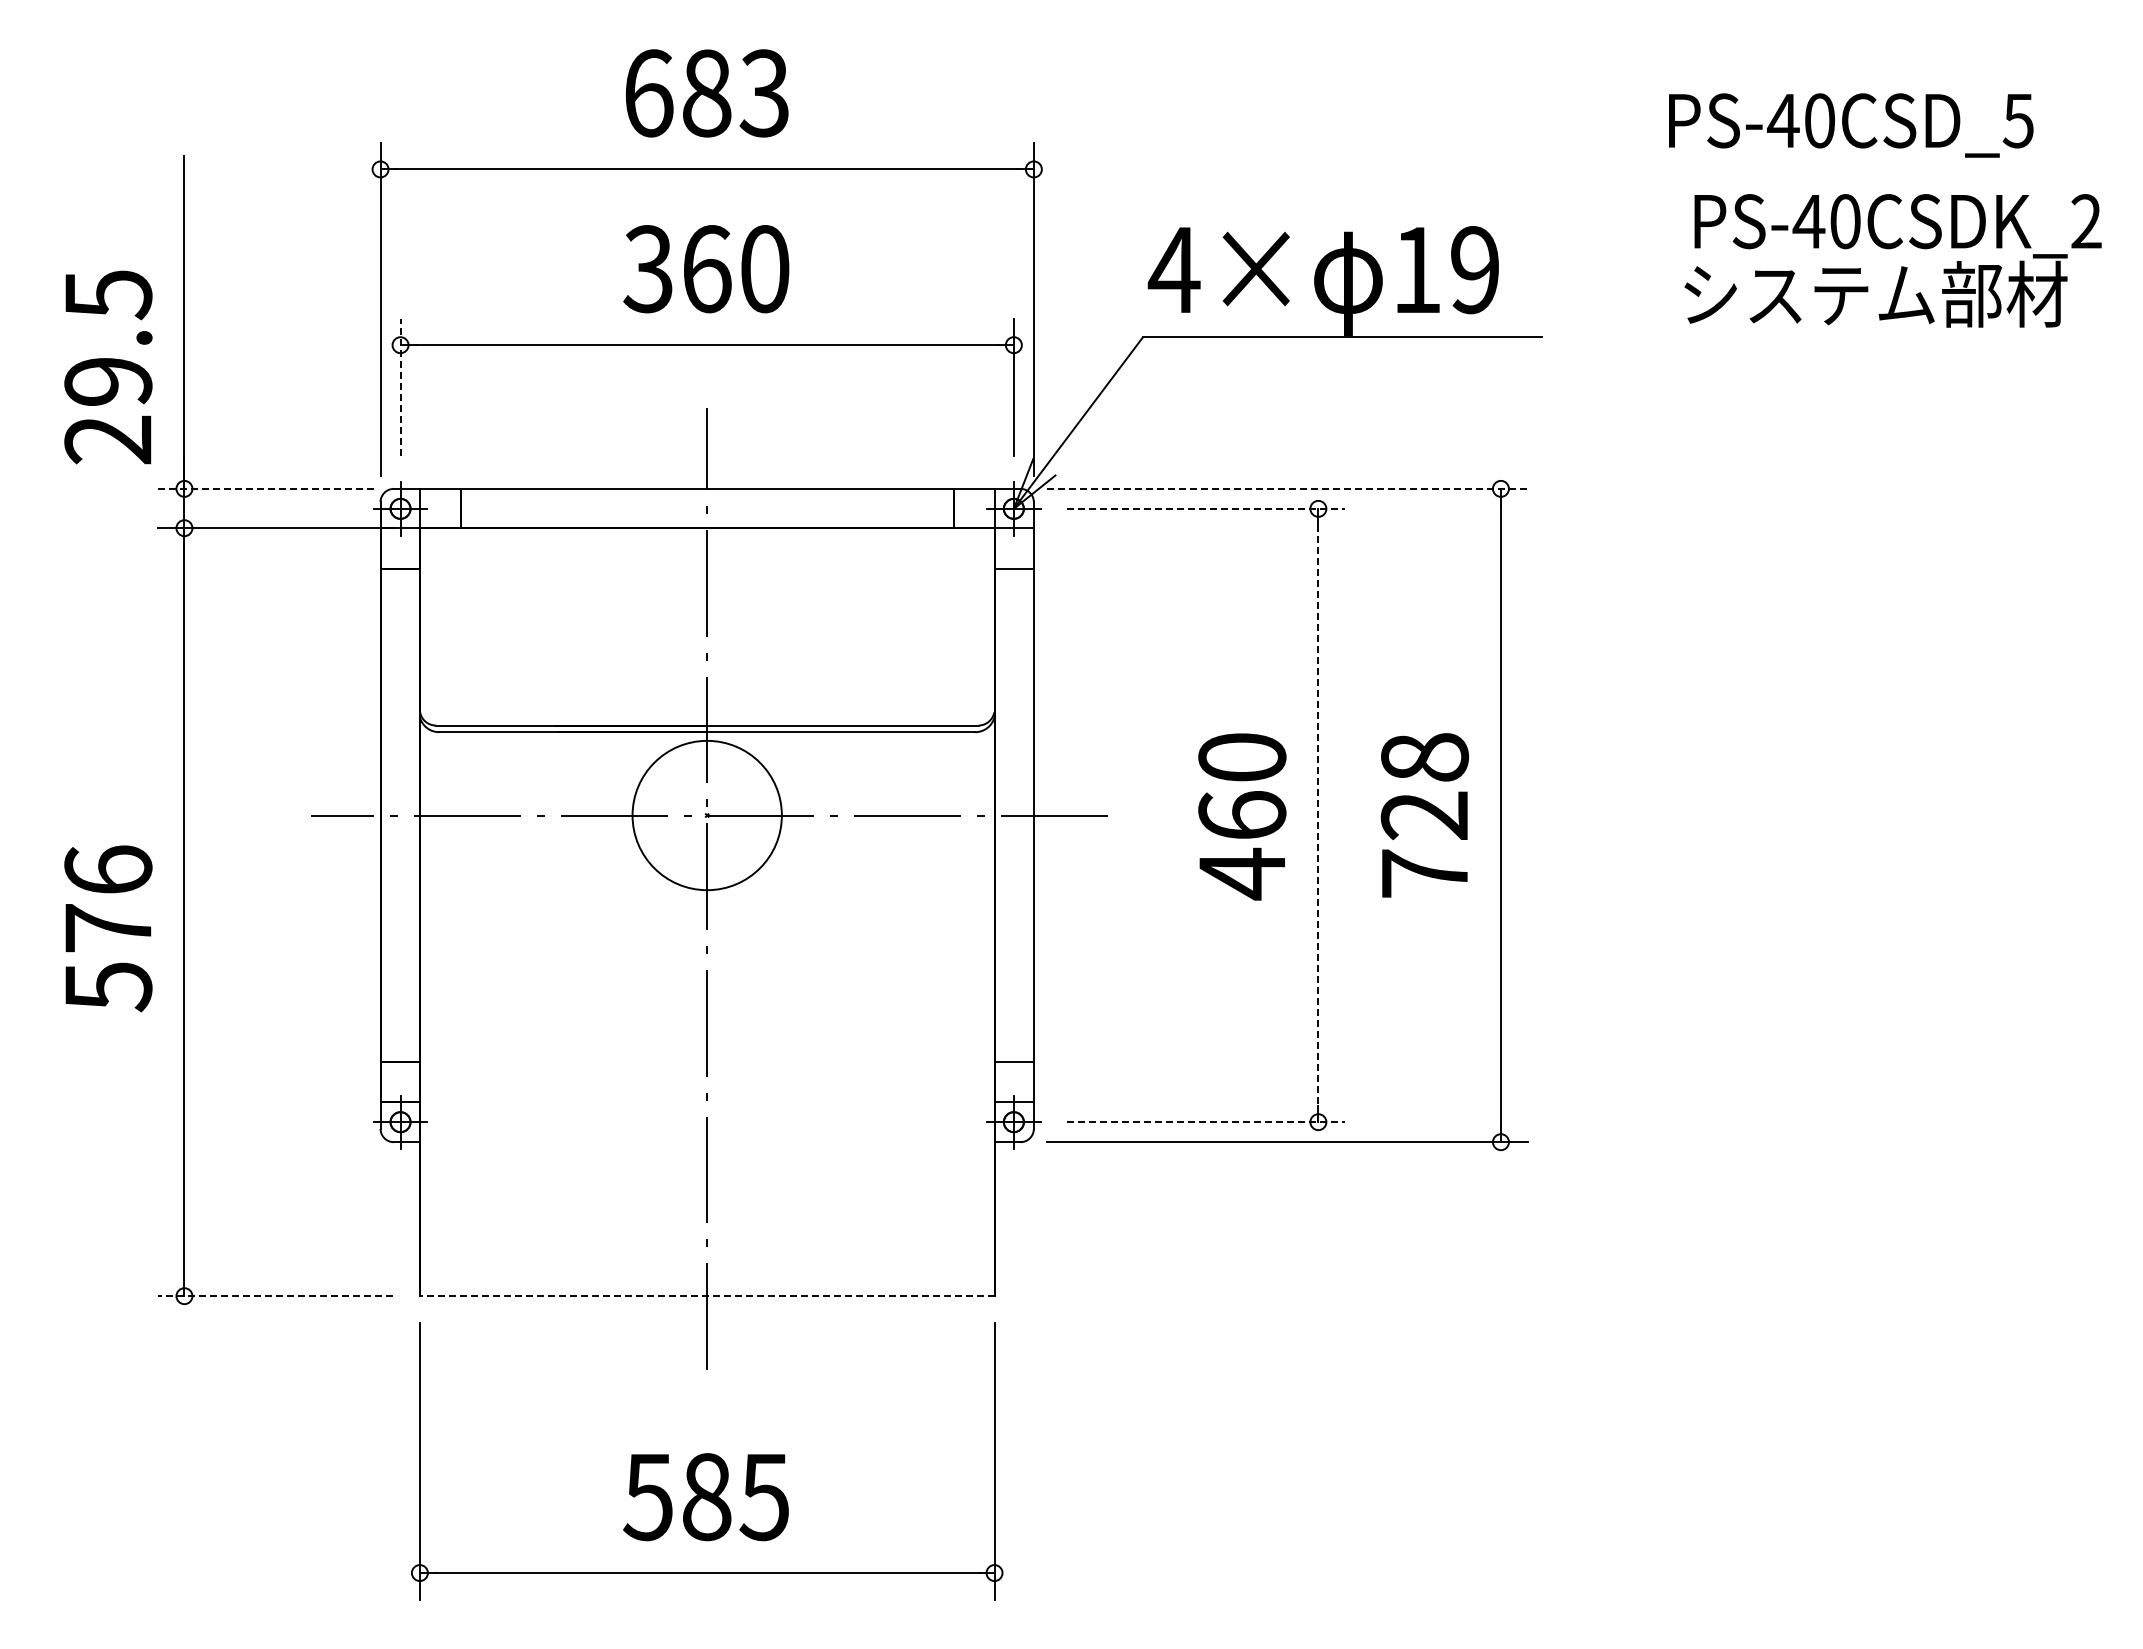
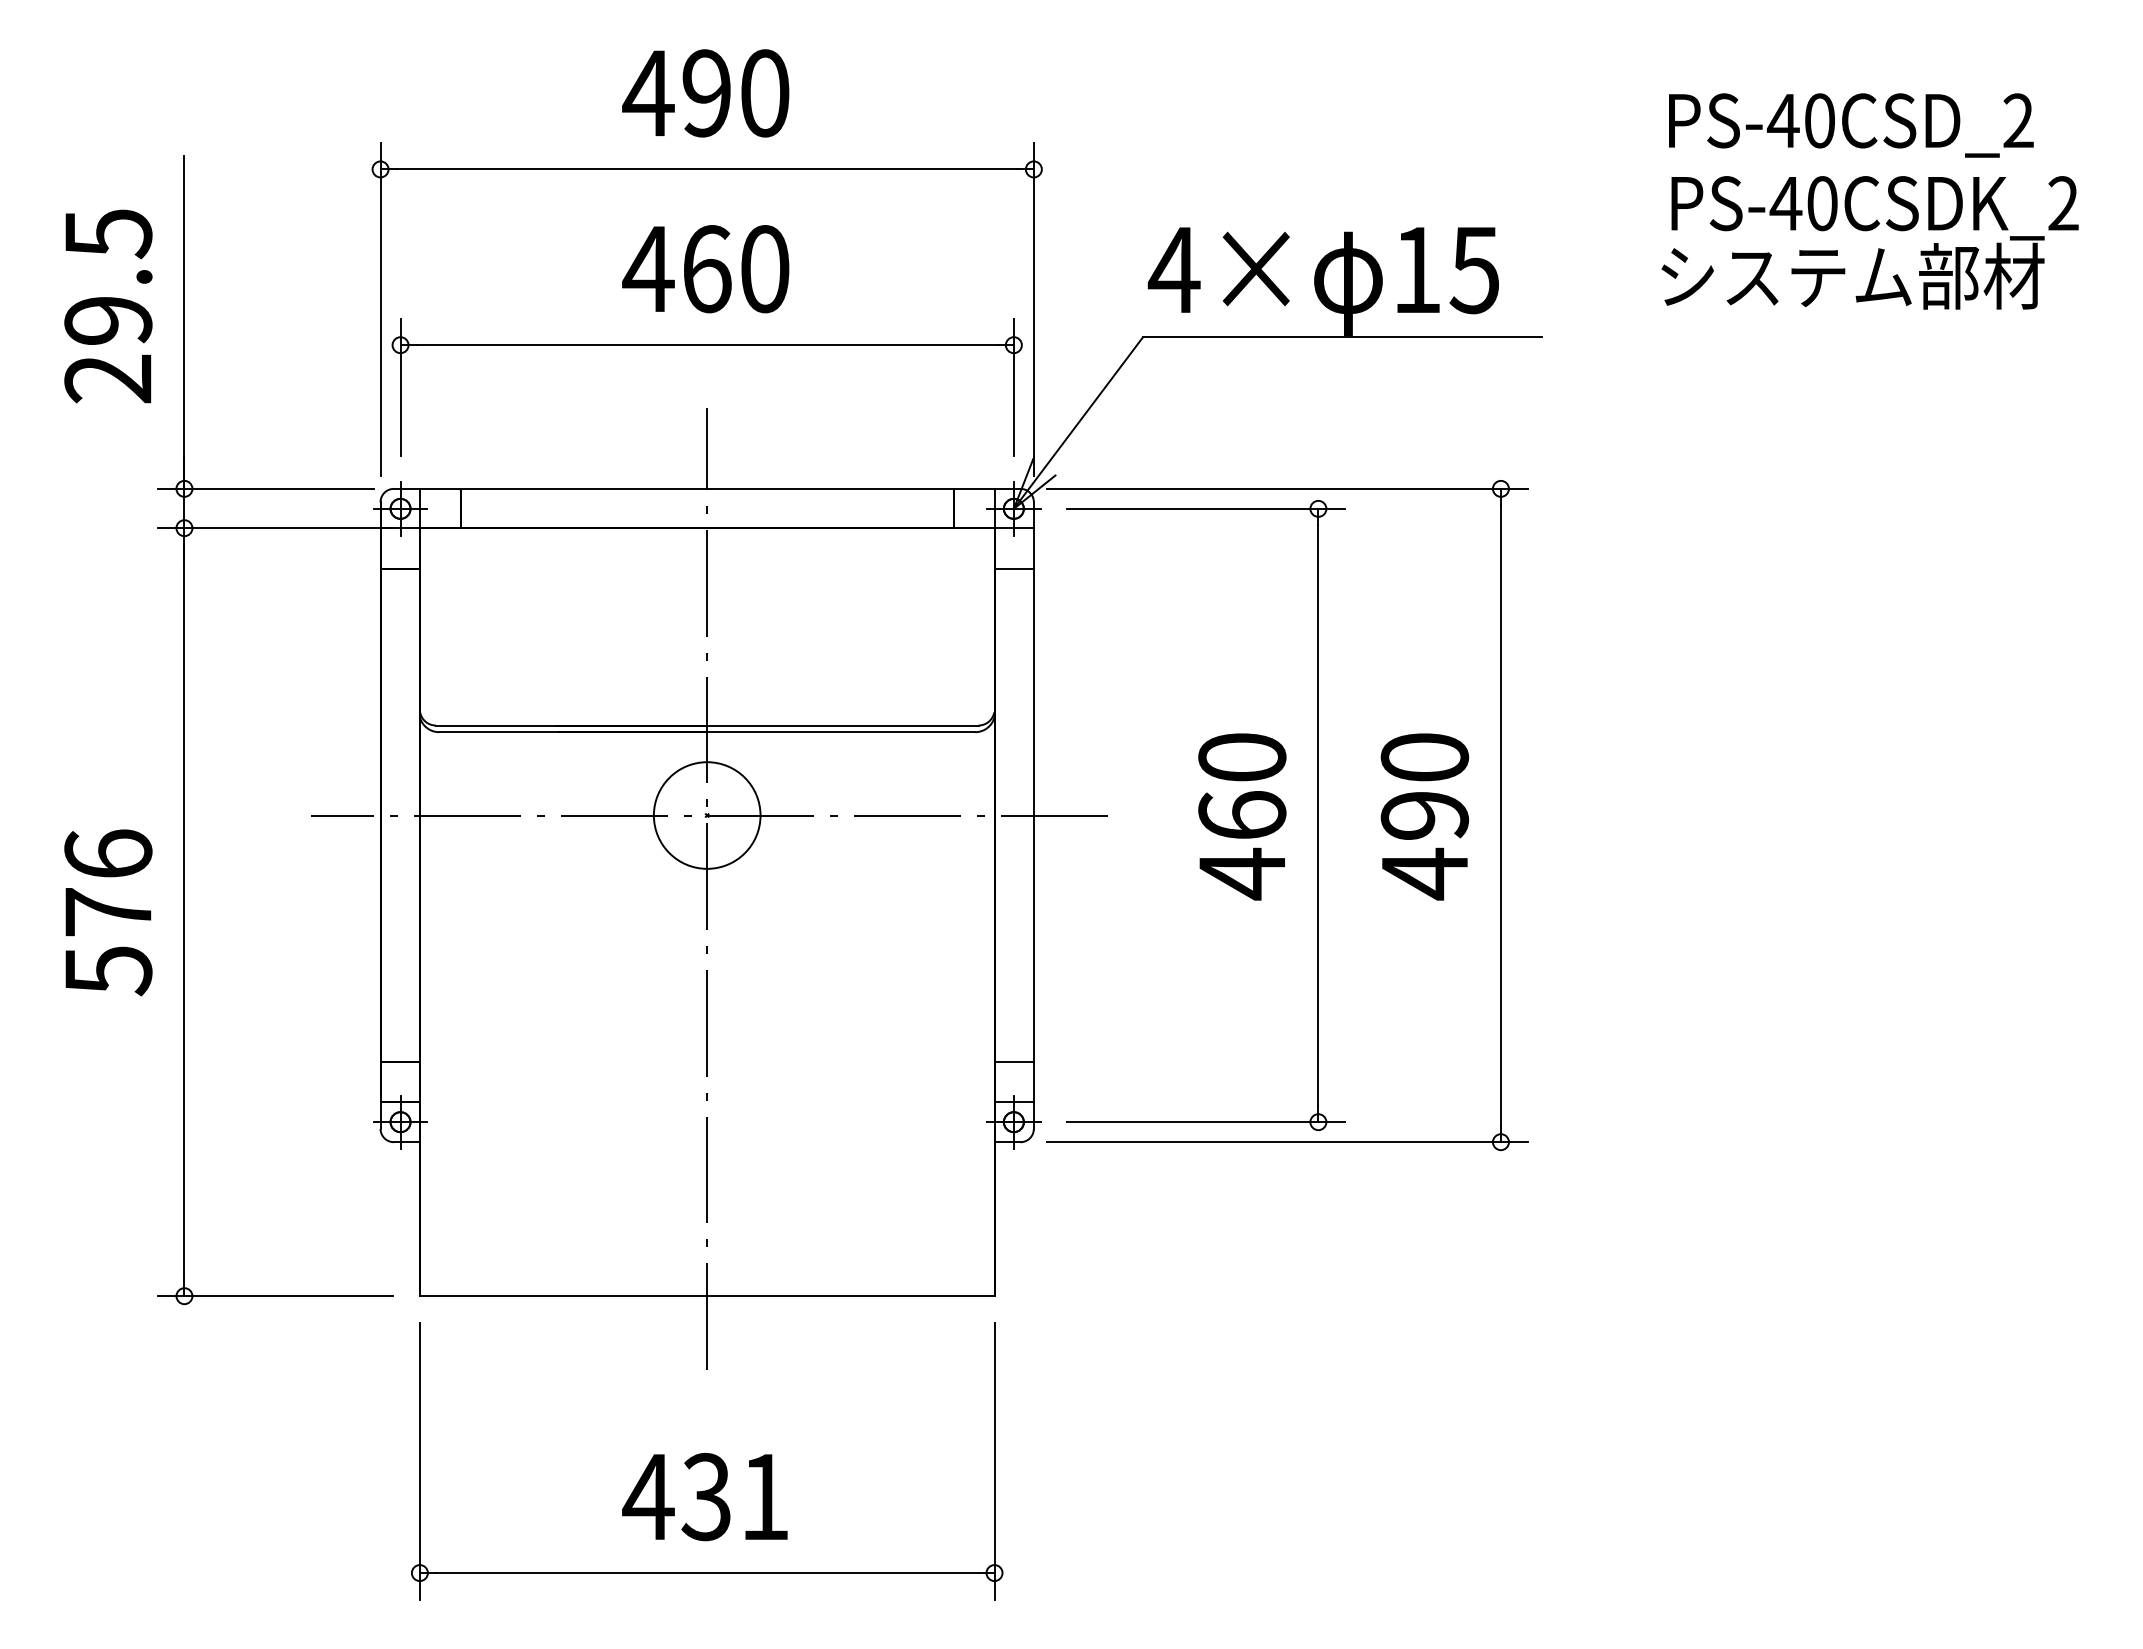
text: 683 -> 490 (705, 93)
text: PS-40CSD_5 -> PS-40CSD_2 (2017, 120)
text position: (1892, 260) -> (1869, 242) (1869, 242)
text: 360 -> 460 (648, 269)
text: 19 -> 15 (1473, 270)
text position: (108, 367) -> (108, 306) (108, 306)
line: dashed -> solid (400, 387)
line: dashed -> solid (265, 488)
line: dashed -> solid (1287, 488)
line: dashed -> solid (1206, 508)
circle diameter: 149 px -> 107 px (706, 815)
line: dashed -> solid (1318, 815)
text: 728 -> 490 (1424, 816)
text position: (108, 928) -> (108, 912) (108, 912)
line: dashed -> solid (1206, 1122)
line: dashed -> solid (275, 1296)
line: dashed -> solid (706, 1296)
text: 585 -> 431 (705, 1496)
